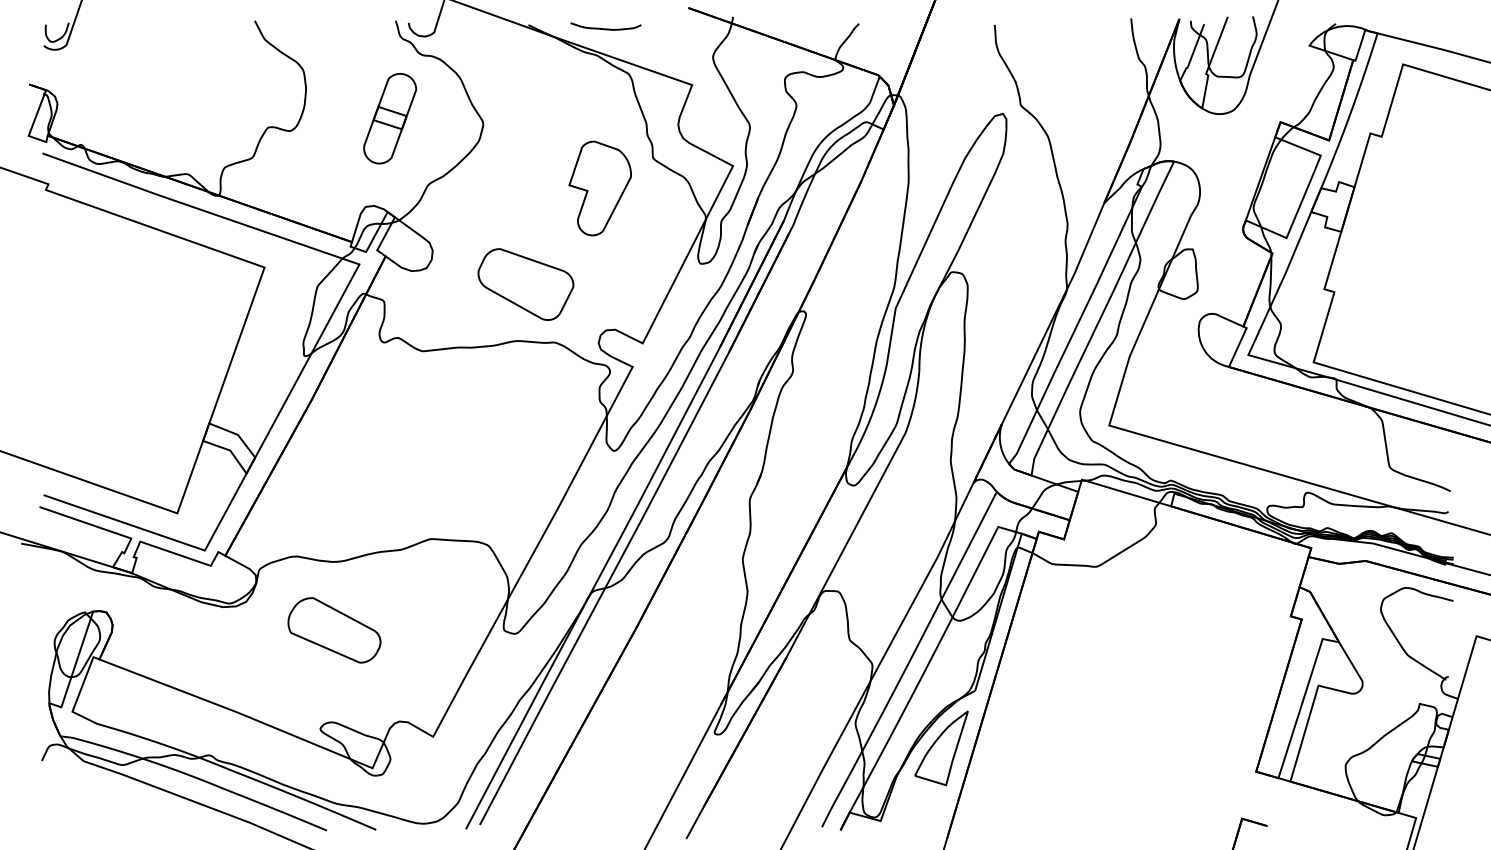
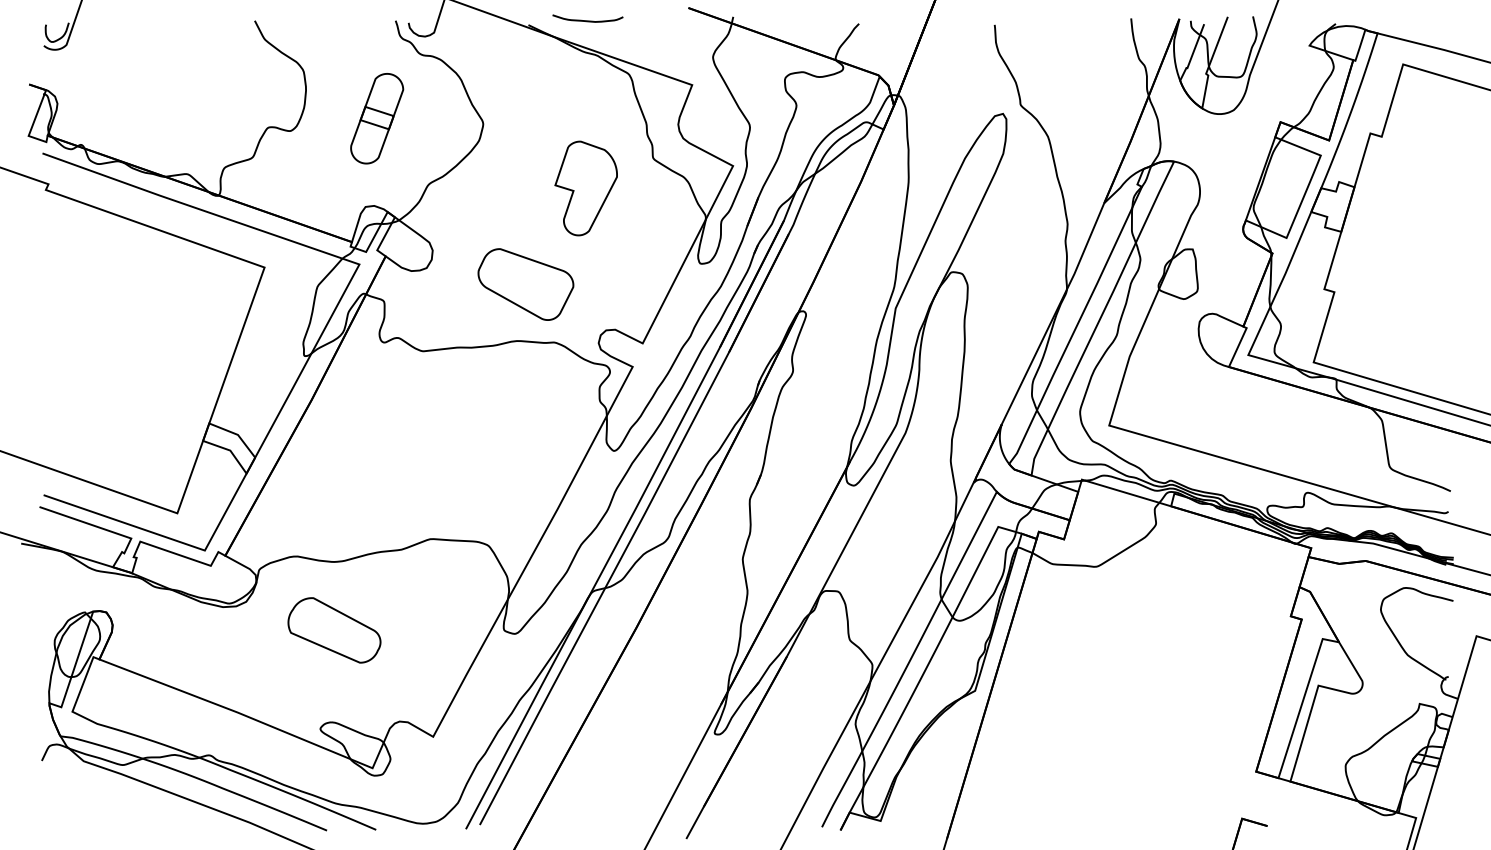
curve position: (605, 28) -> (587, 20) (587, 20)
part position: (390, 118) -> (377, 118) (377, 118)
part position: (599, 188) -> (585, 188) (585, 188)
part: present -> none (941, 748)
